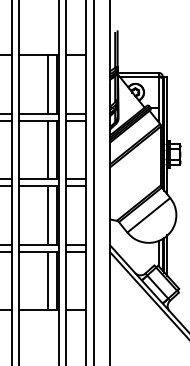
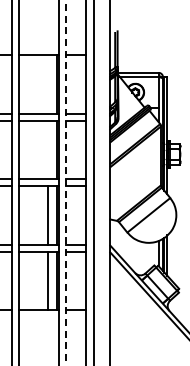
line: present -> none (47, 84)
line: present -> none (47, 149)
line: solid -> dashed (66, 182)
